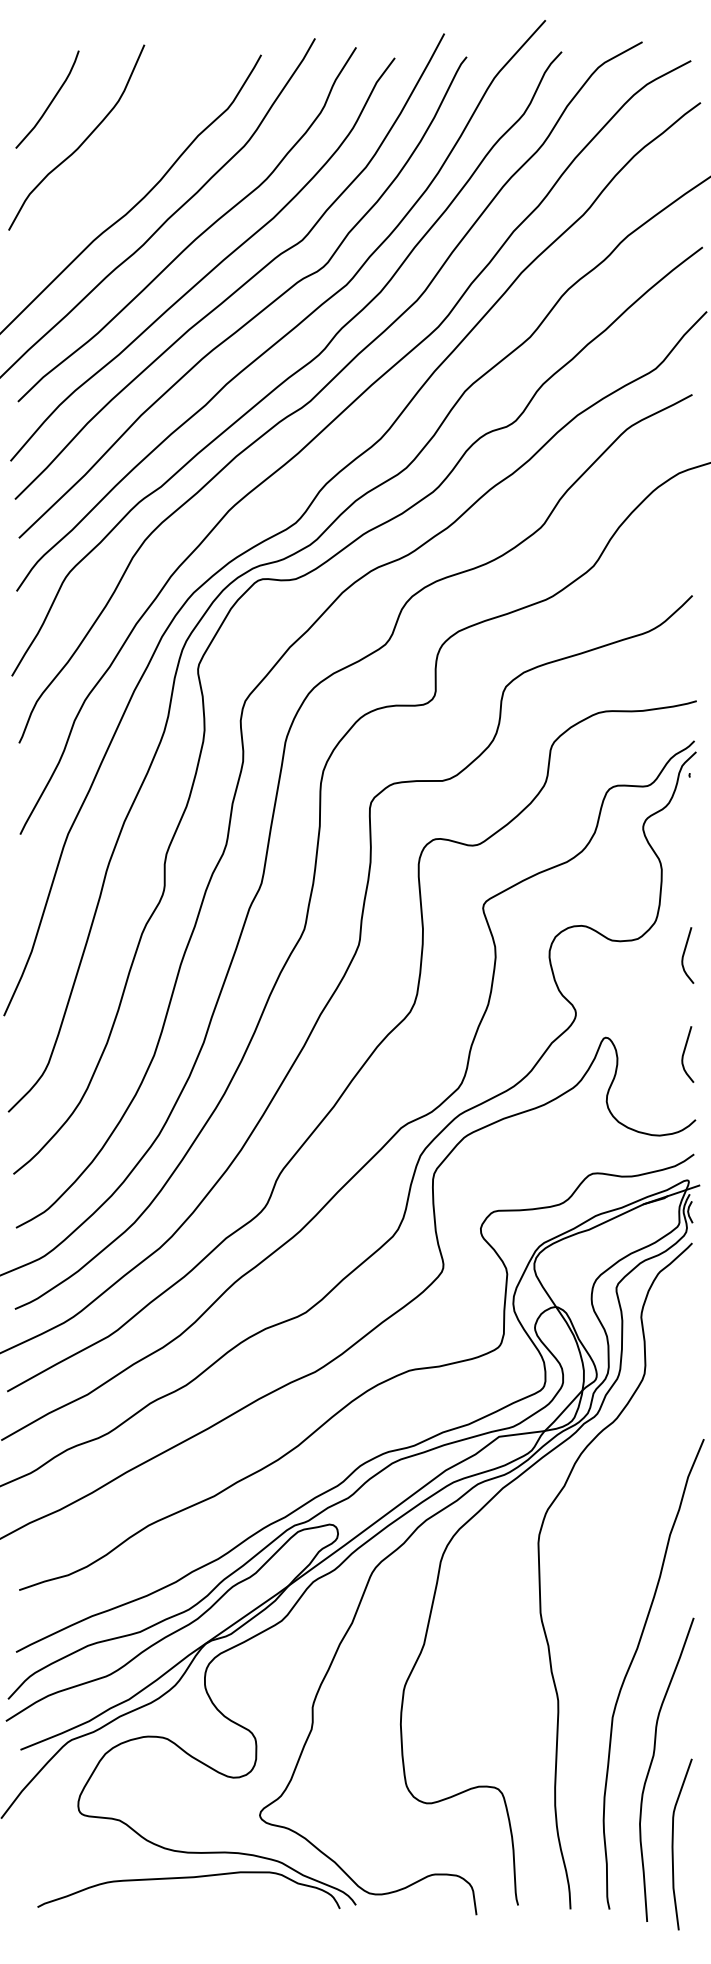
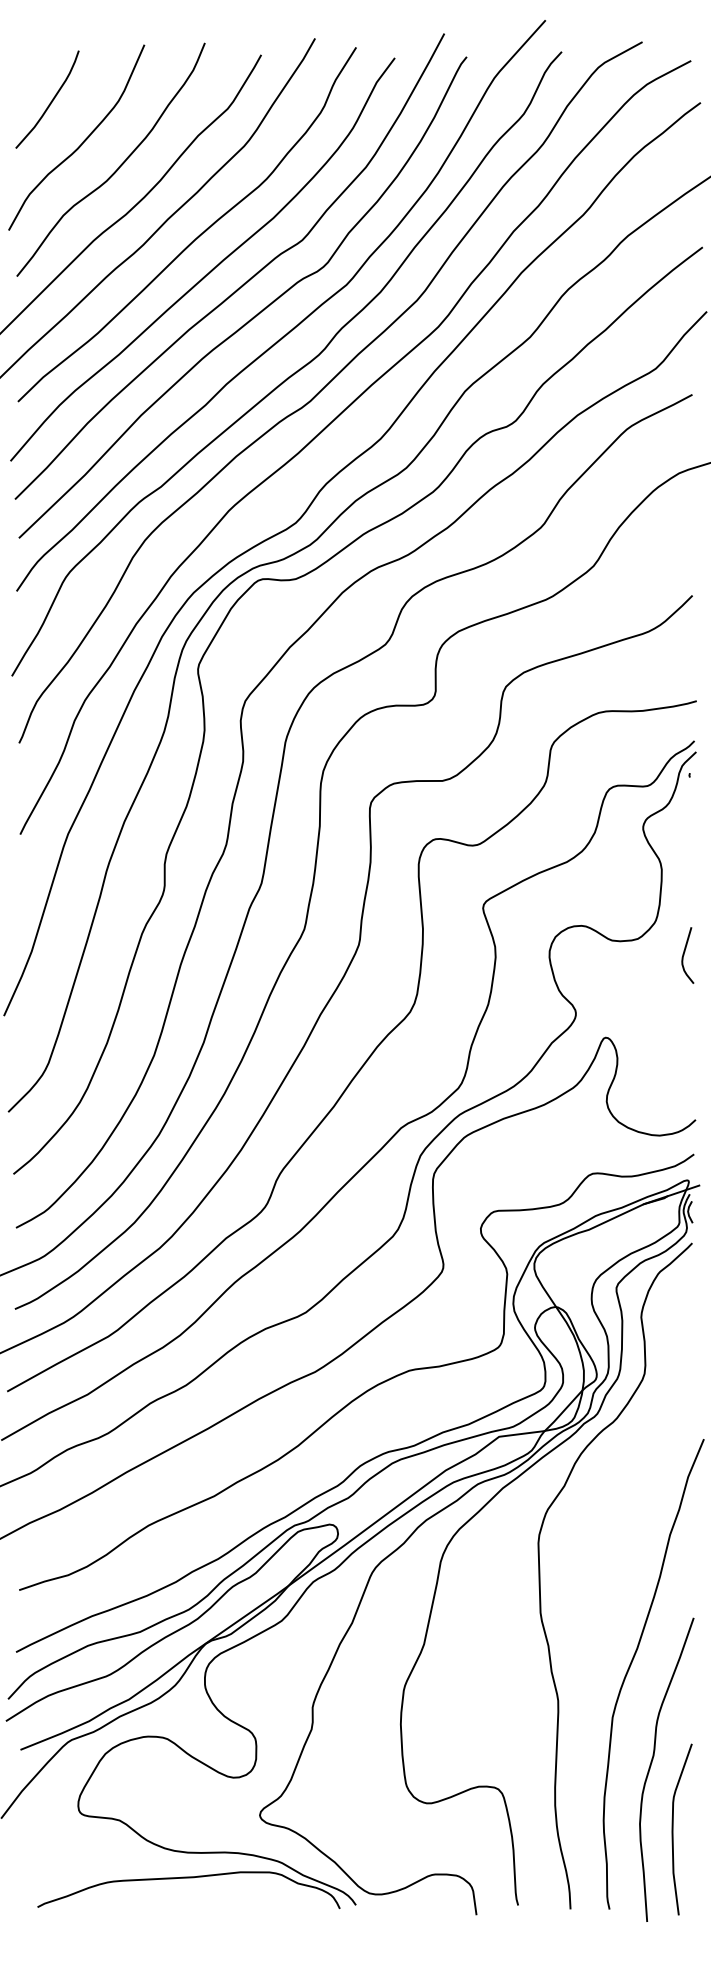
curve: none -> present (119, 165)
curve: present -> none (684, 1054)
curve position: (673, 1844) -> (673, 1829) (673, 1829)
